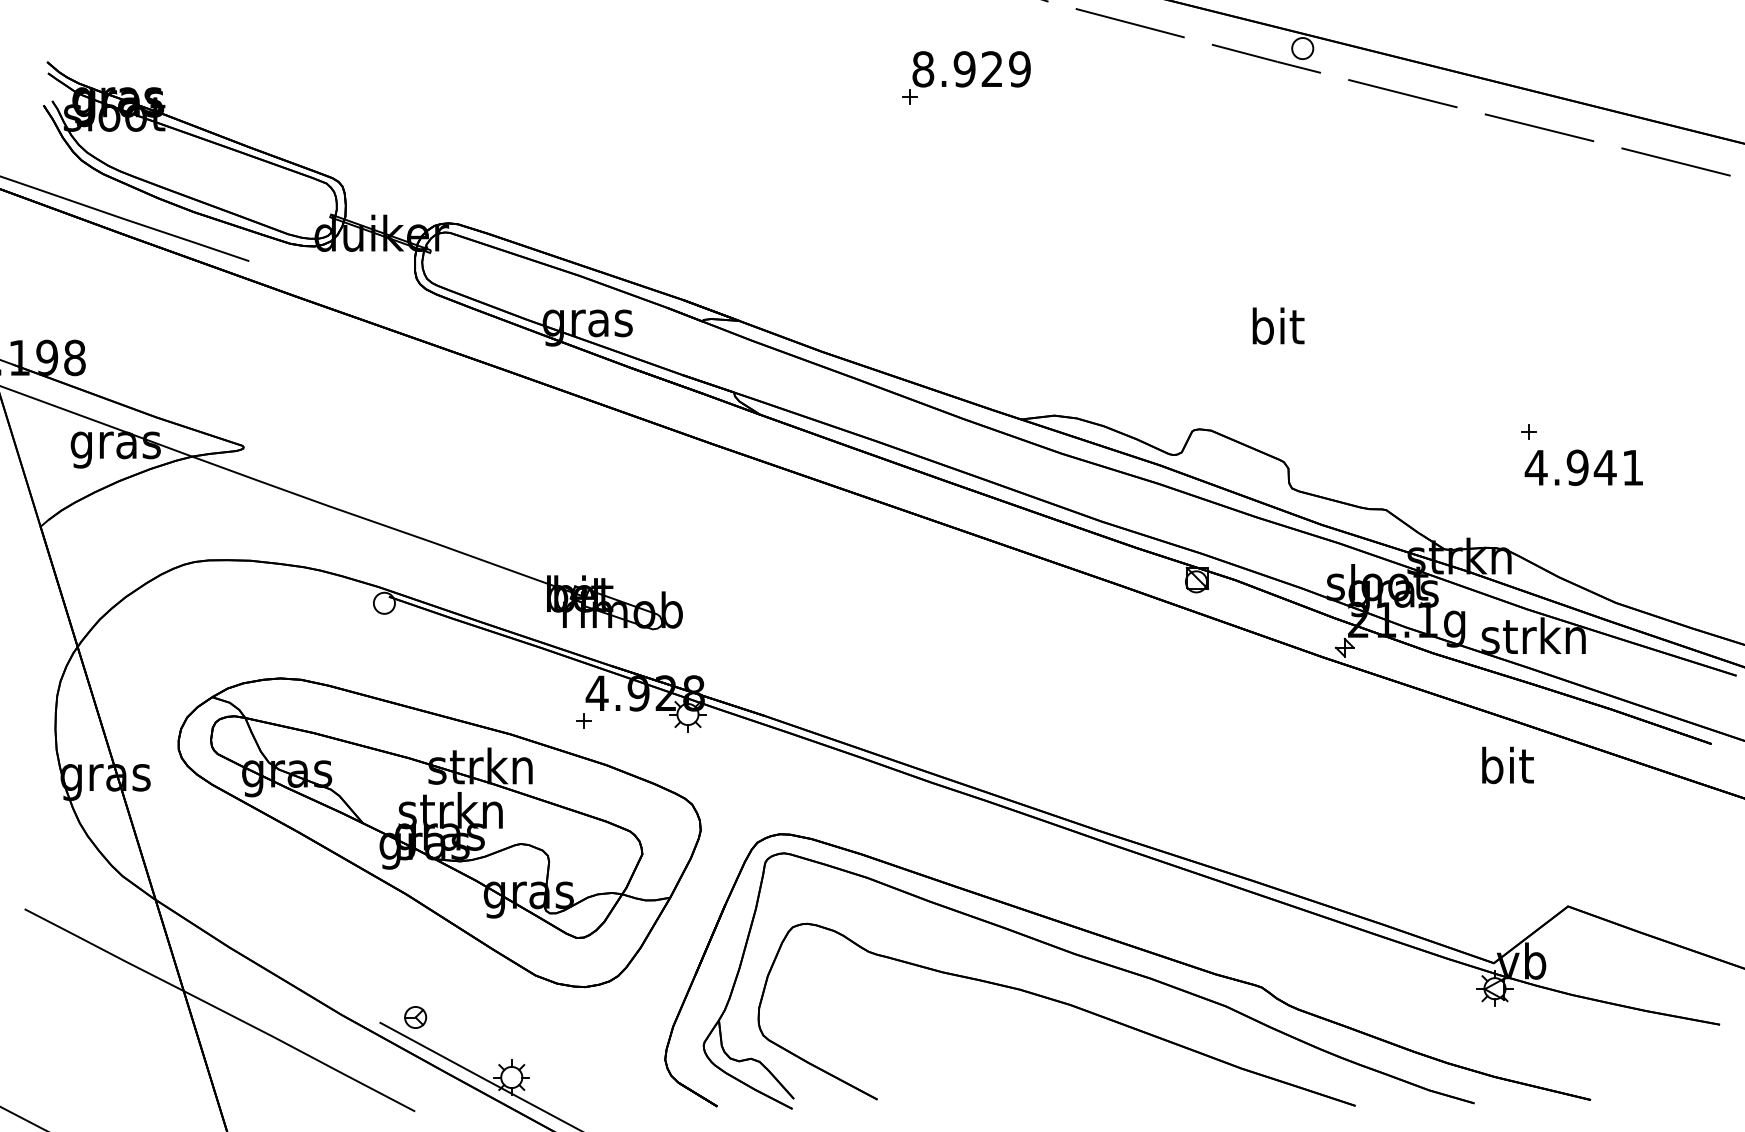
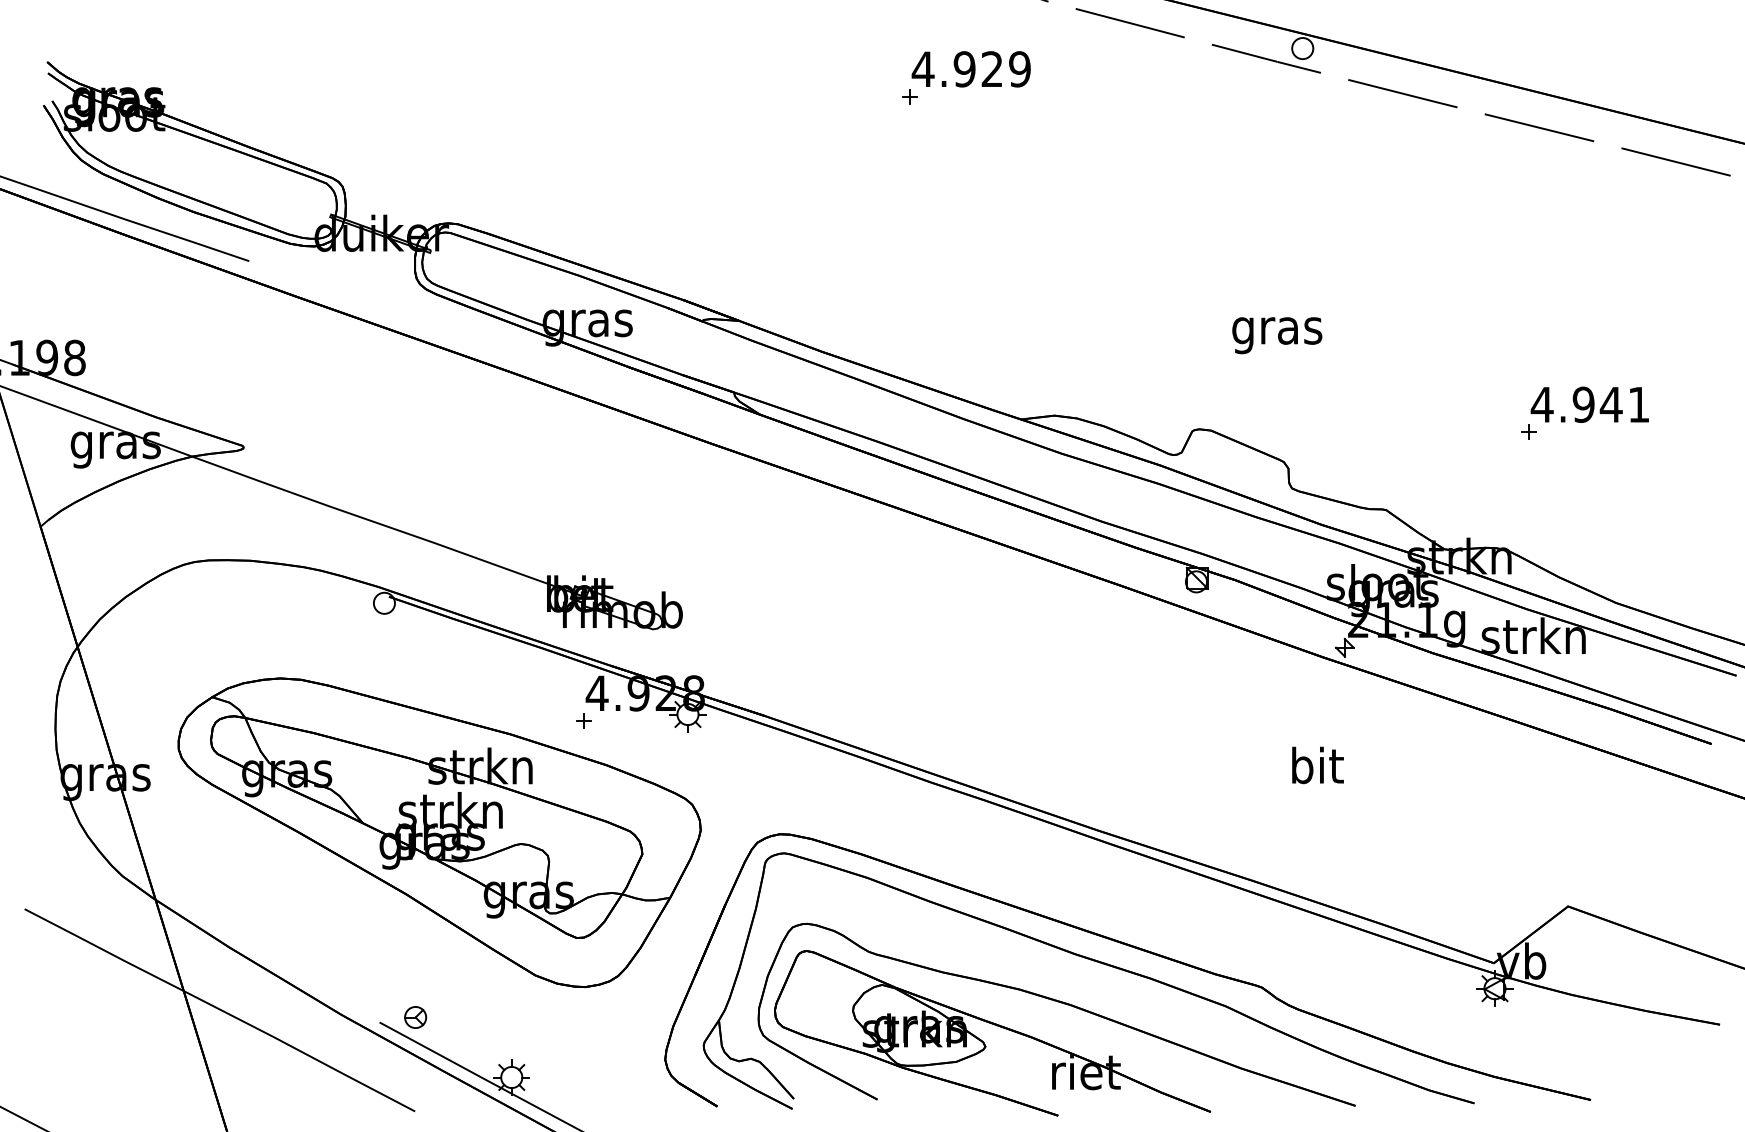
text: 8.929 -> 4.929 (922, 69)
text: bit -> gras (1277, 330)
text position: (1583, 467) -> (1589, 404) (1589, 404)
text position: (1507, 765) -> (1317, 765) (1317, 765)
part: none -> present (994, 1025)
